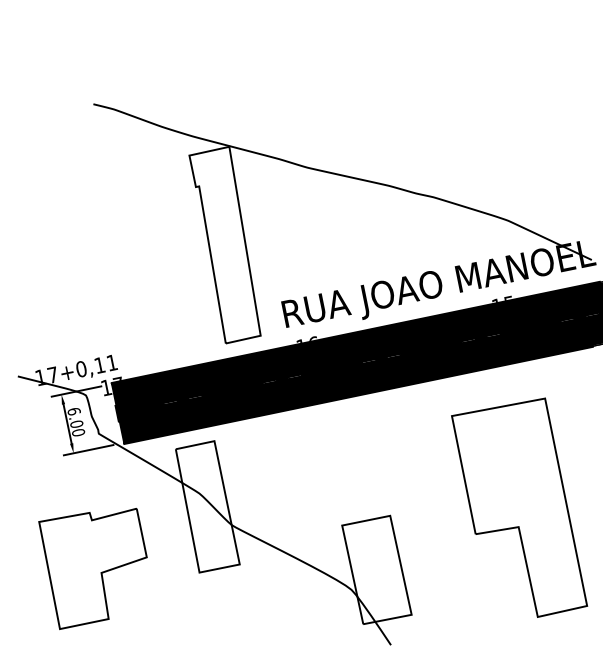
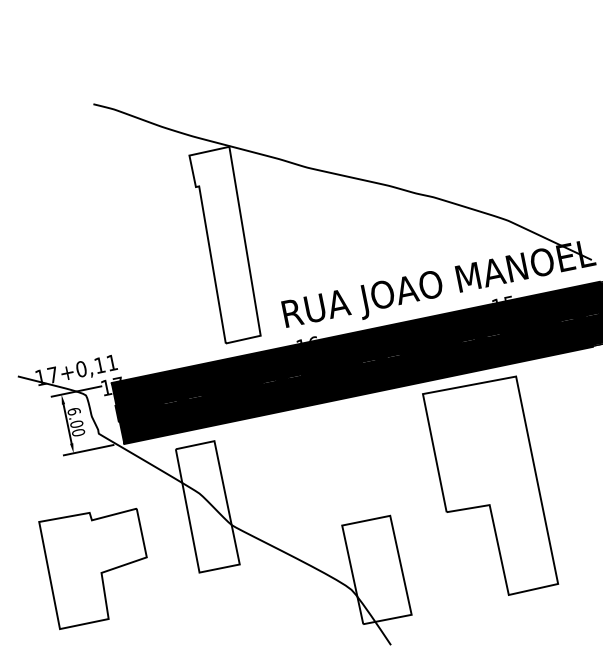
part position: (519, 507) -> (490, 485) (490, 485)
